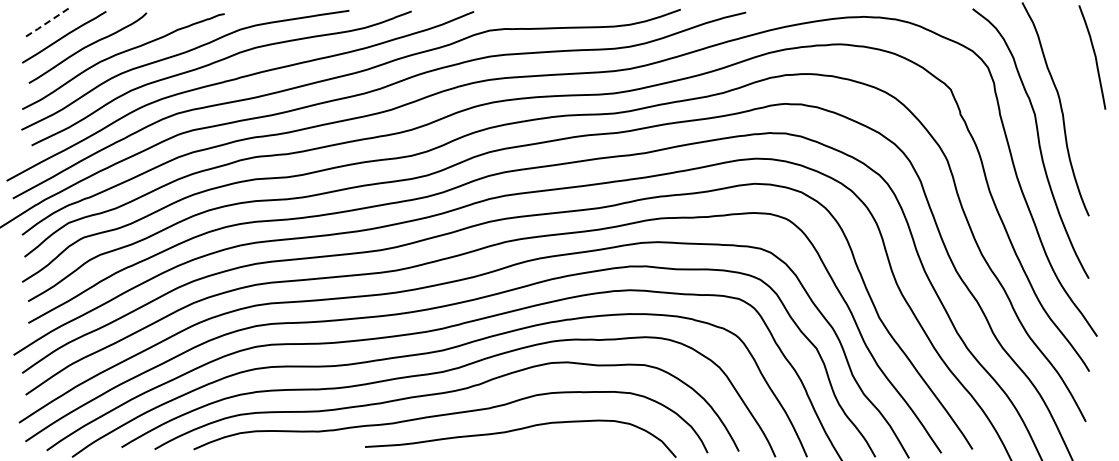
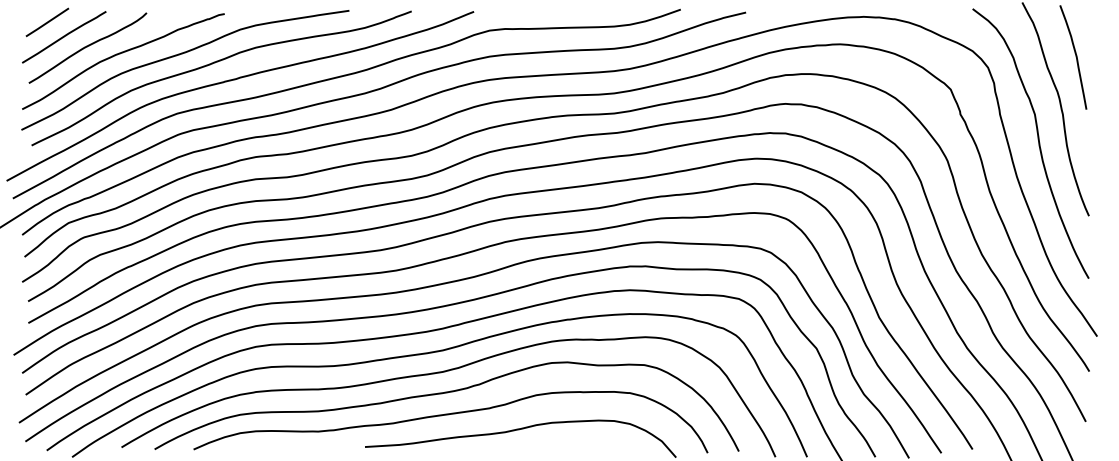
line: dashed -> solid (47, 22)
curve position: (1094, 57) -> (1075, 57) (1075, 57)
